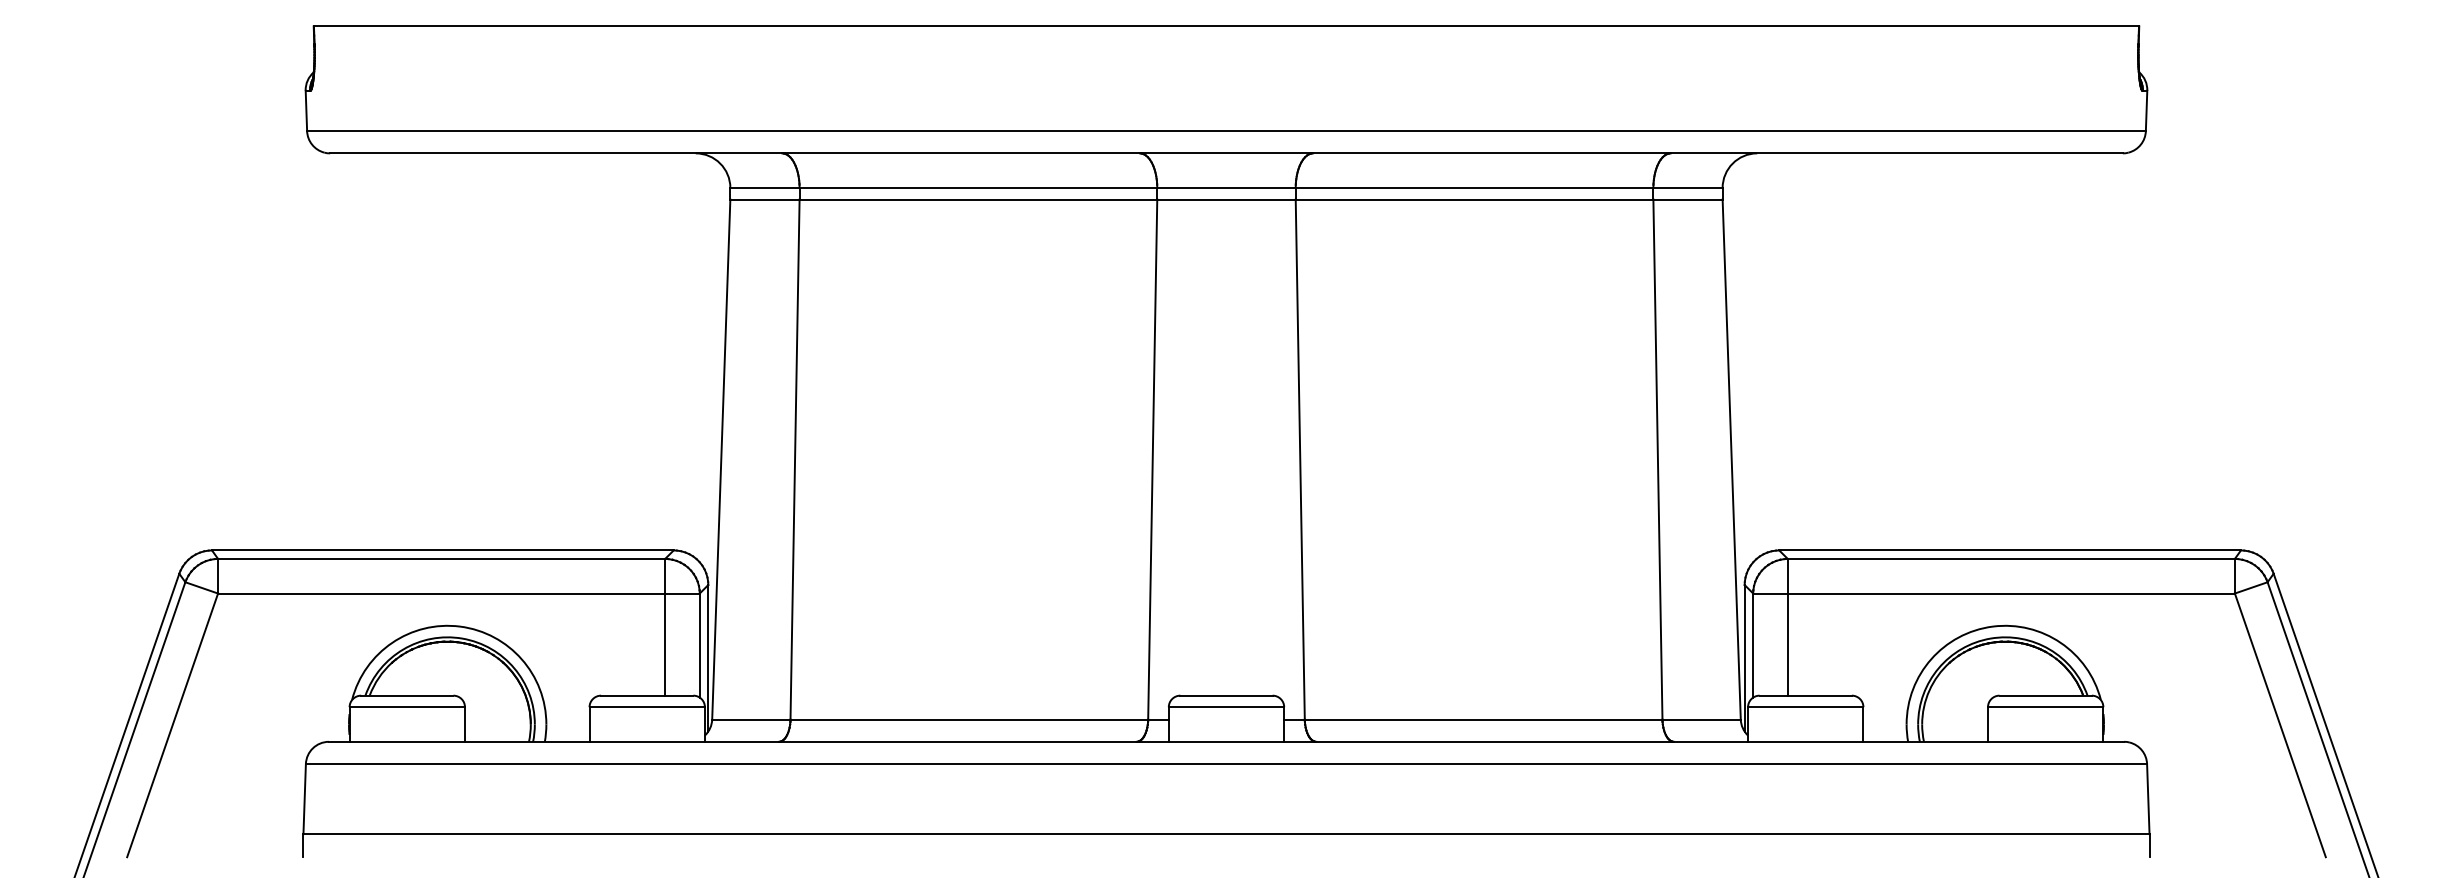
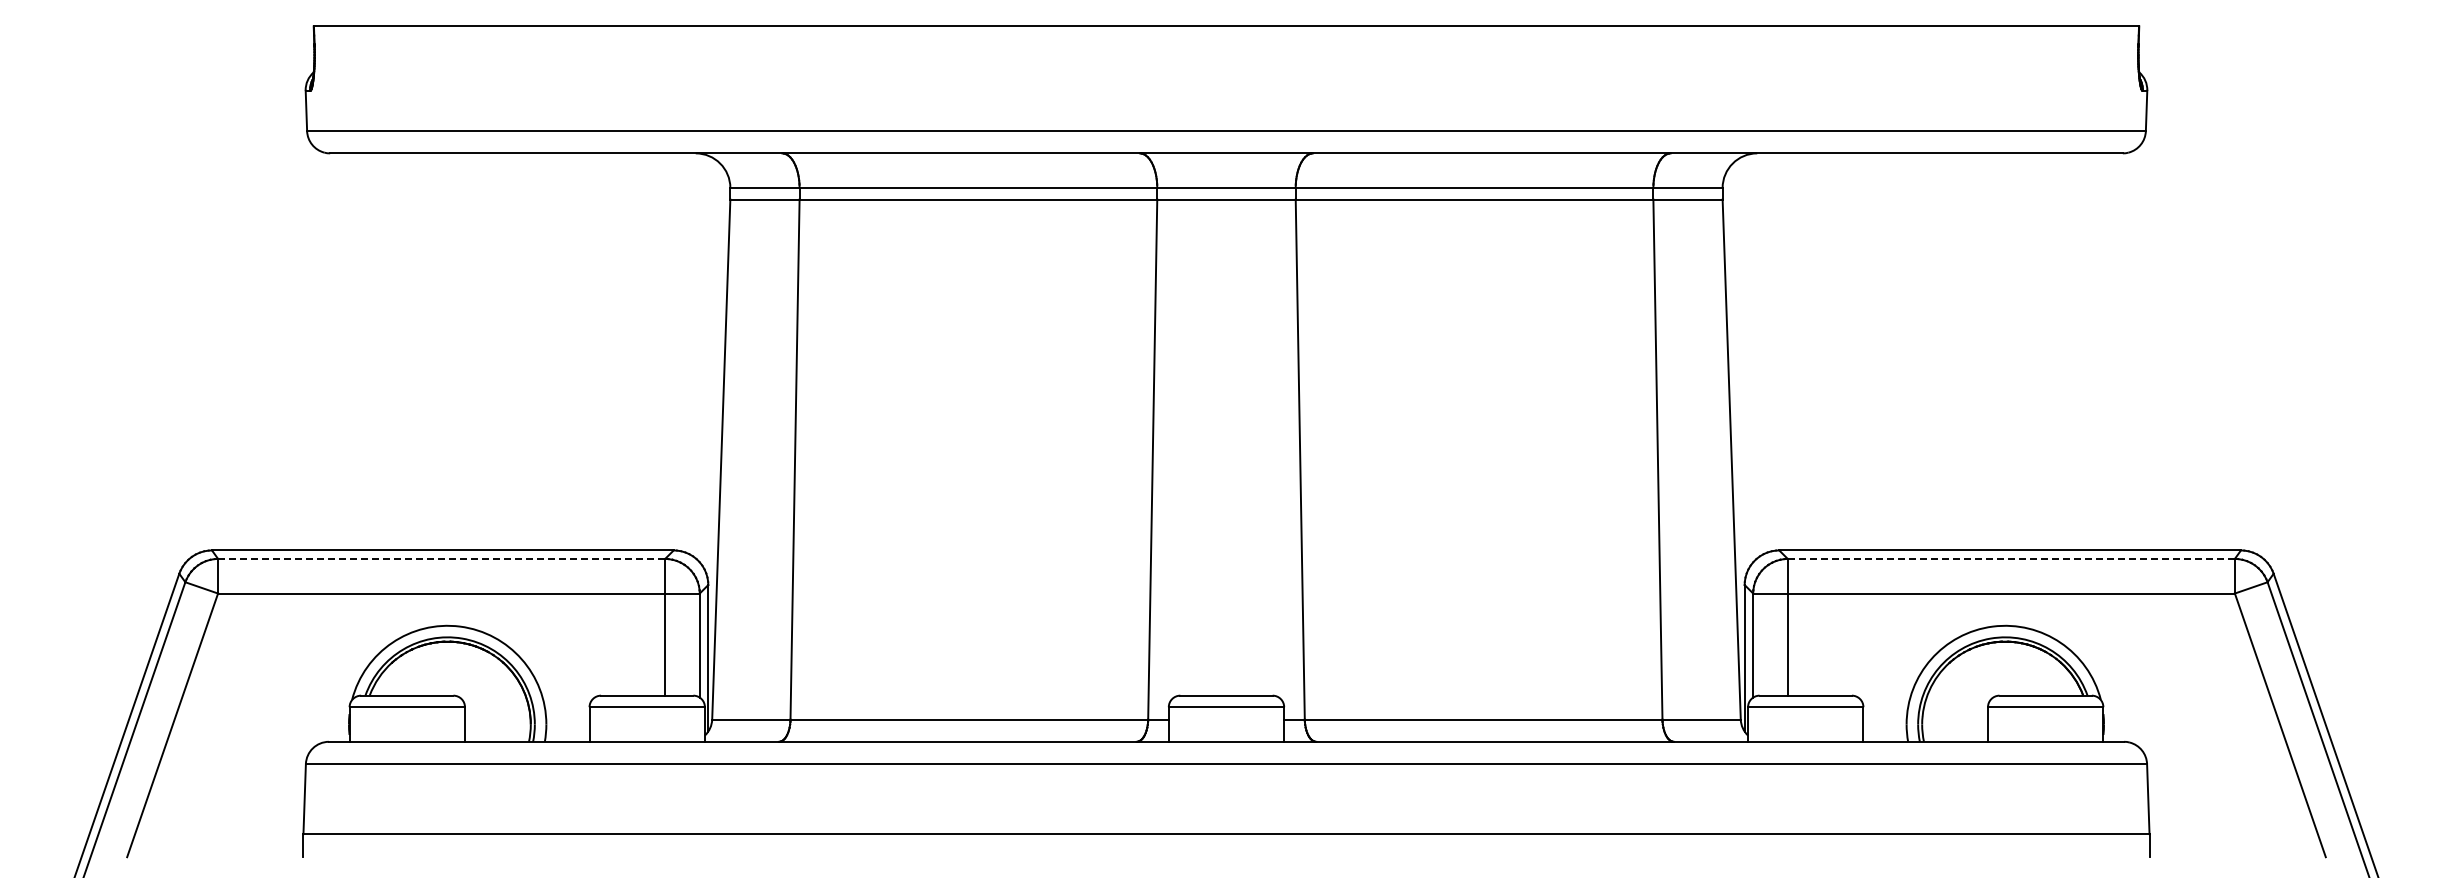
line: solid -> dashed (441, 558)
line: solid -> dashed (2011, 558)
